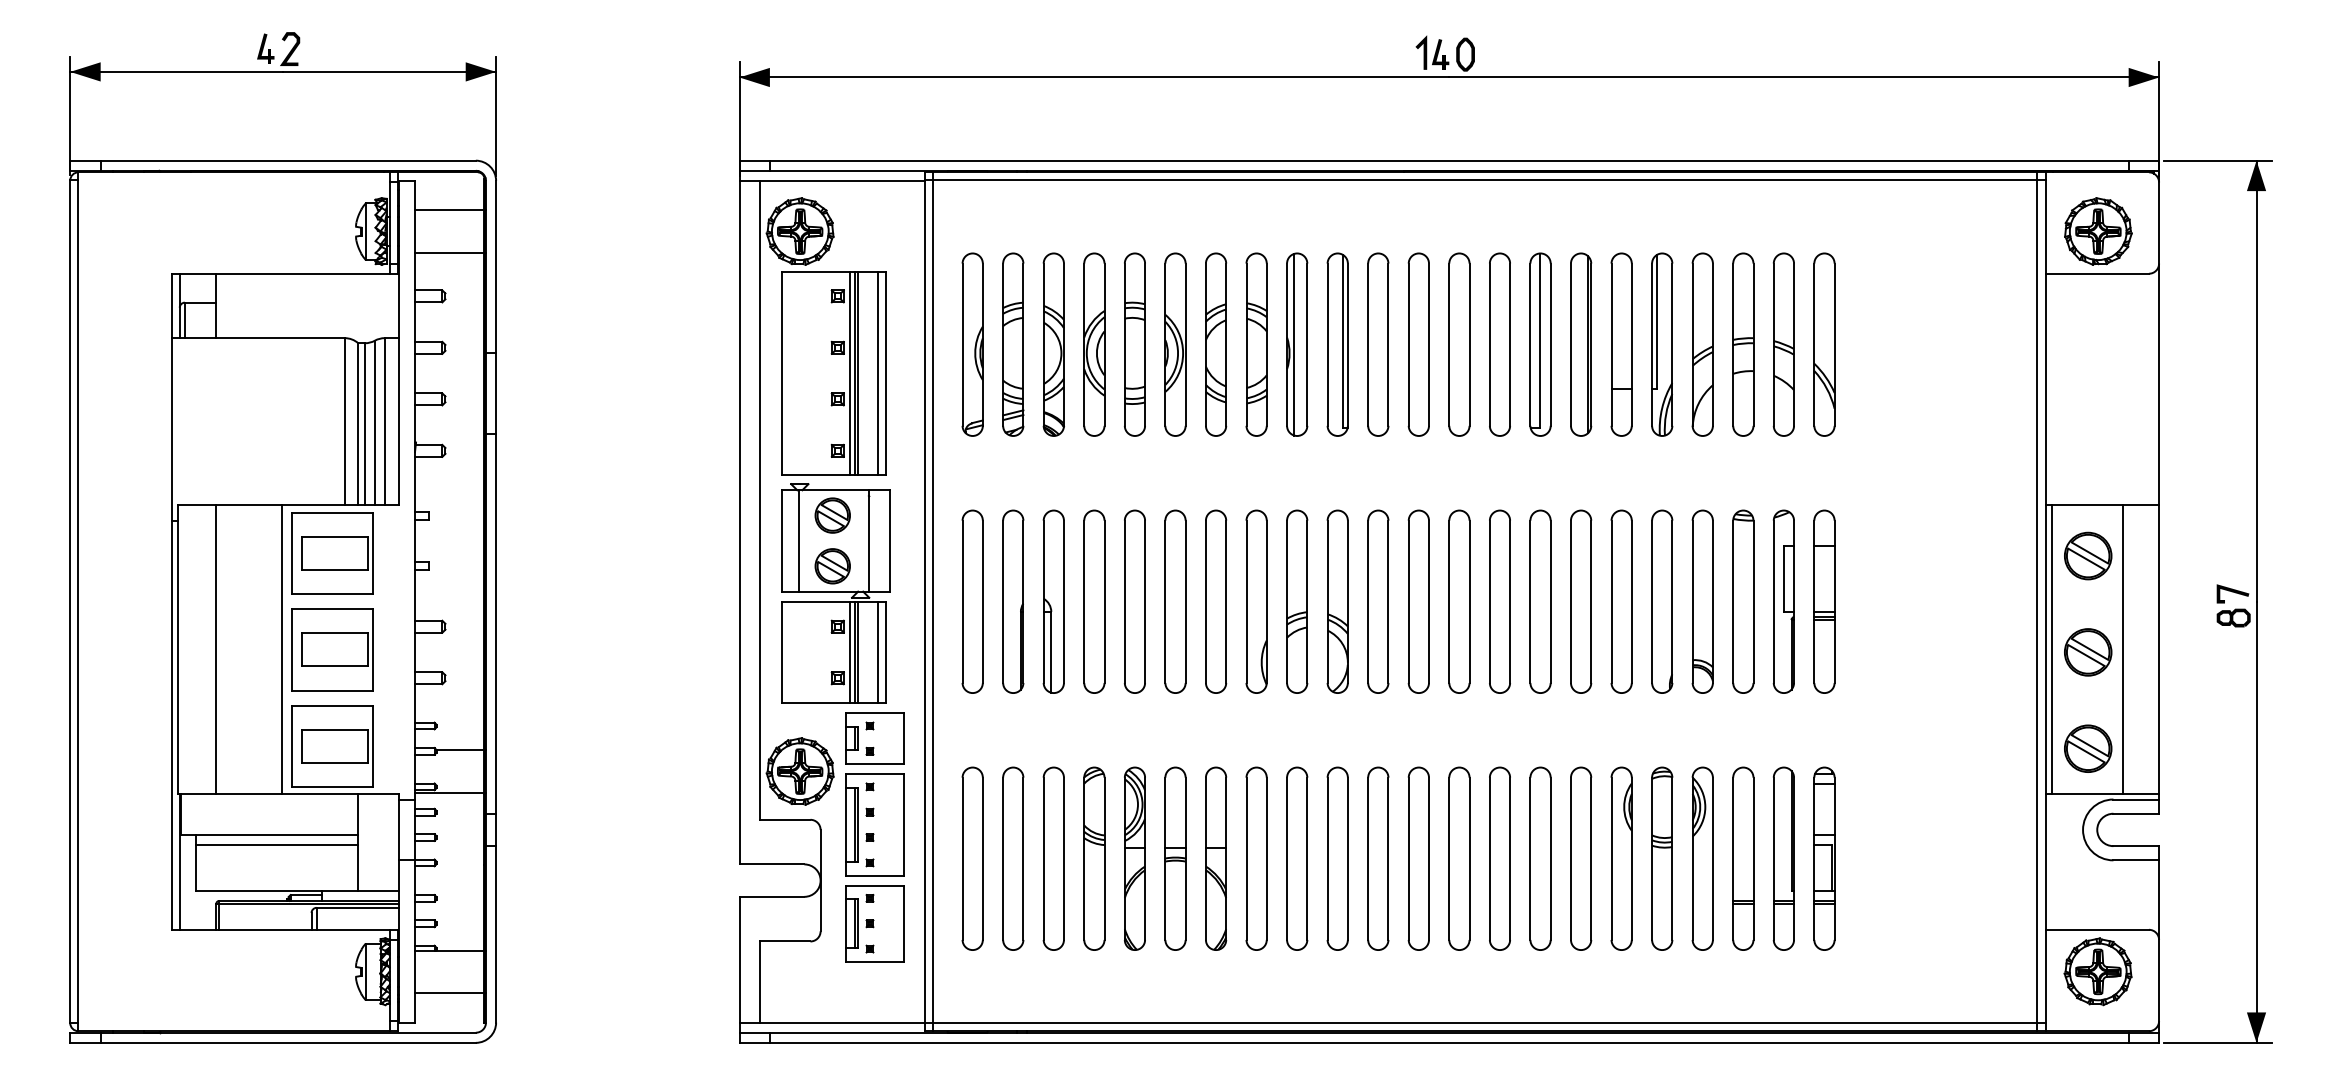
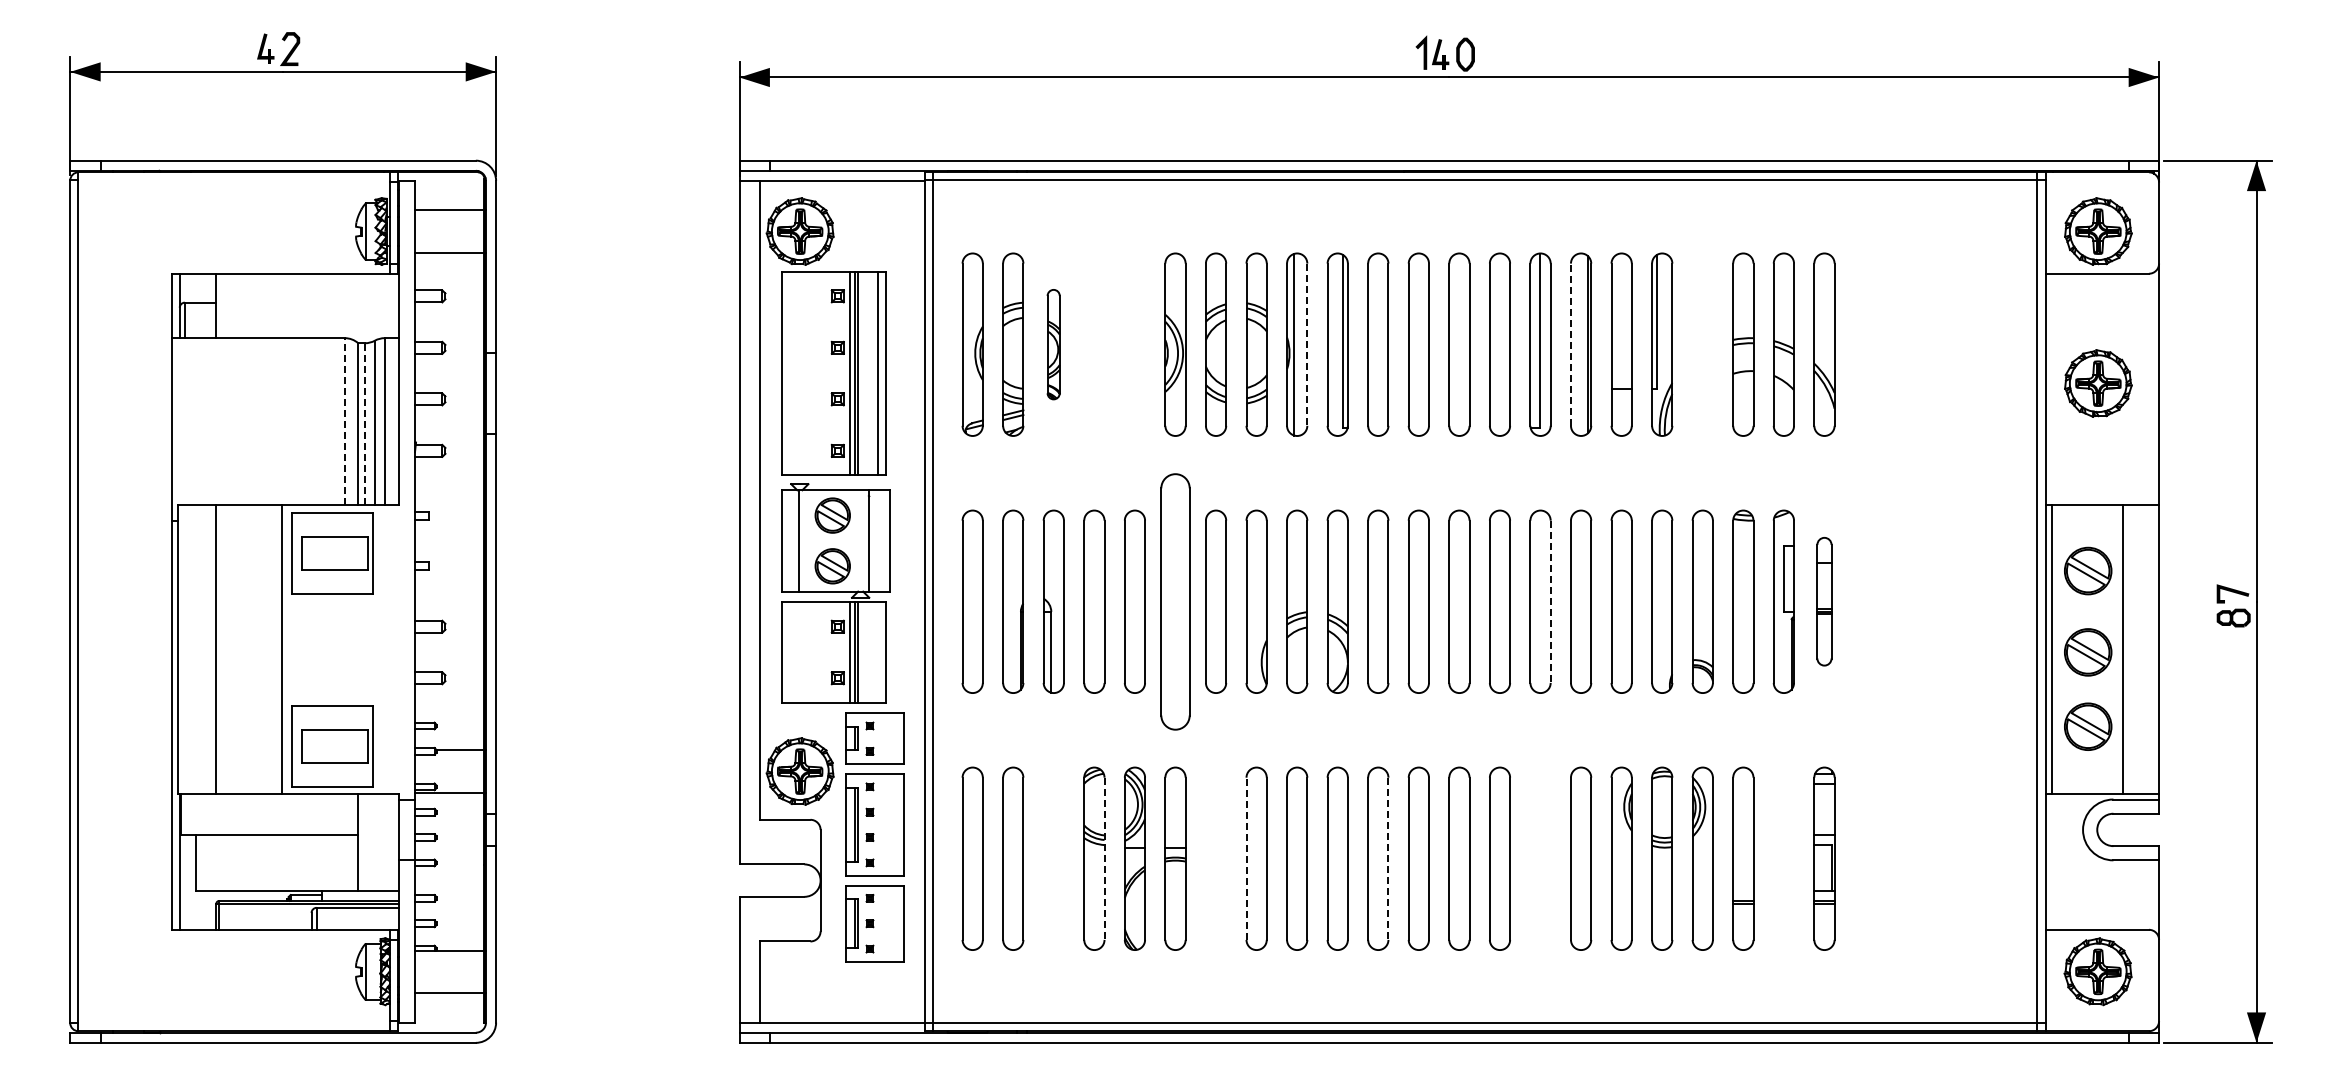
part size: 23x185 px -> 15x112 px (1053, 344)
part: present -> none (1094, 344)
part: present -> none (1134, 344)
line: solid -> dashed (1570, 344)
part: present -> none (1702, 344)
line: solid -> dashed (1307, 345)
part: none -> present (2098, 383)
line: solid -> dashed (344, 421)
line: solid -> dashed (365, 423)
part position: (2088, 555) -> (2088, 570) (2088, 570)
part size: 23x185 px -> 31x258 px (1175, 601)
part size: 23x185 px -> 17x130 px (1824, 601)
line: solid -> dashed (1550, 602)
part: present -> none (332, 649)
line: present -> none (877, 652)
part position: (2088, 748) -> (2088, 726) (2088, 726)
line: present -> none (276, 845)
part: present -> none (1053, 858)
part: present -> none (1216, 858)
line: solid -> dashed (1246, 858)
part: present -> none (1540, 858)
part: present -> none (1783, 858)
line: solid -> dashed (1104, 859)
line: solid -> dashed (1388, 859)
